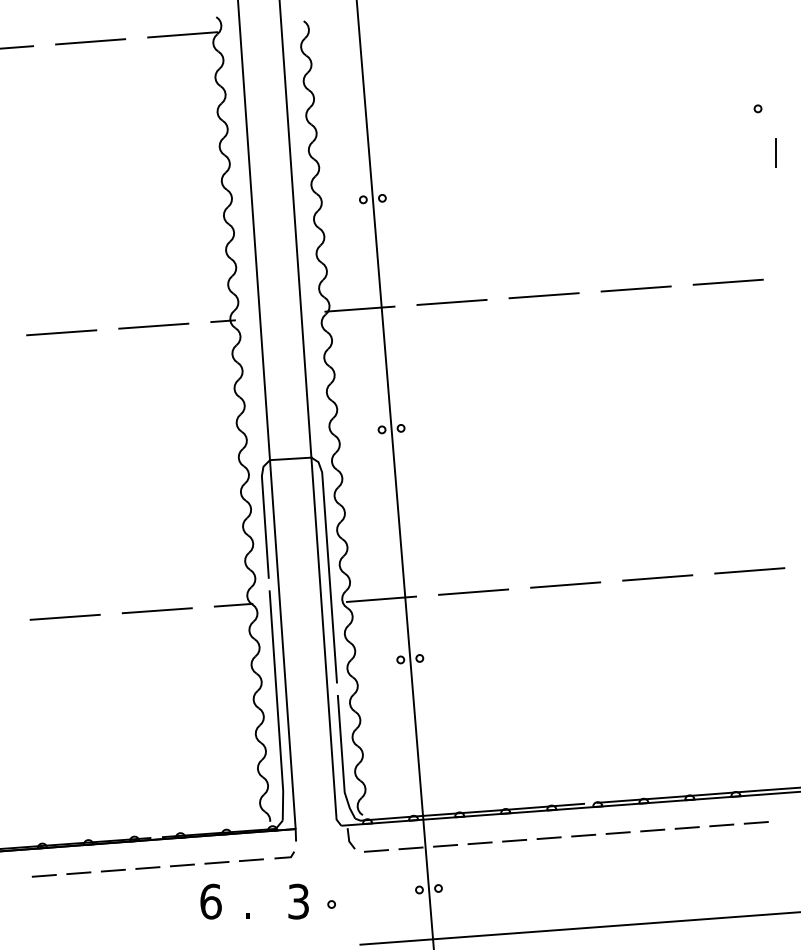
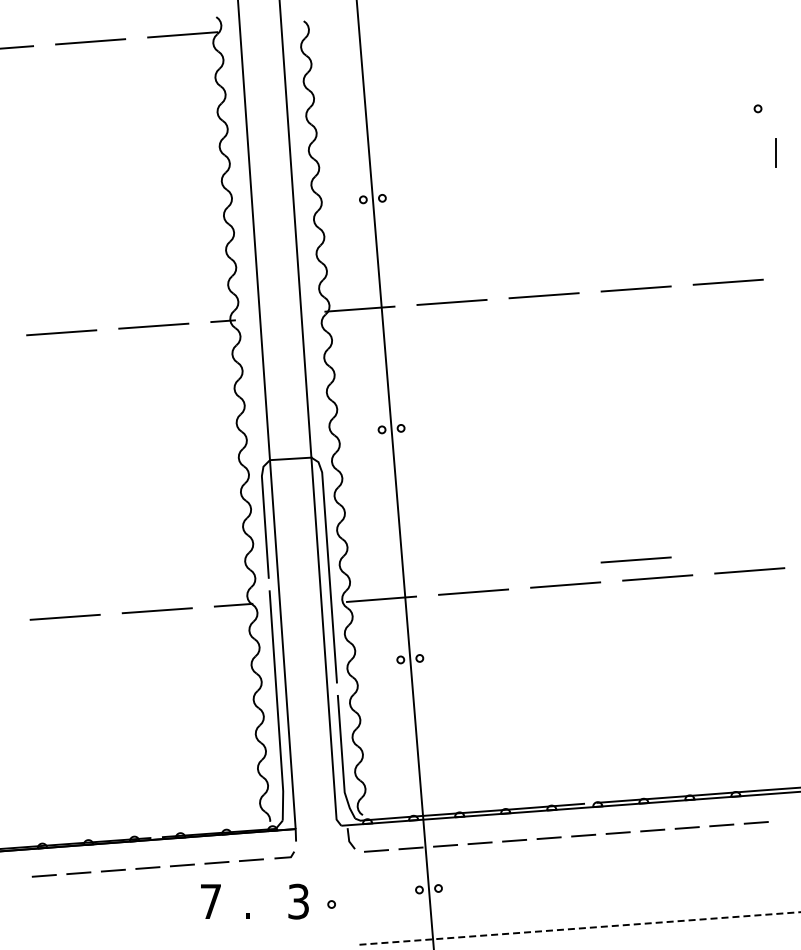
line: none -> present (635, 559)
text: 6 -> 7 (210, 901)
line: solid -> dashed (580, 928)
